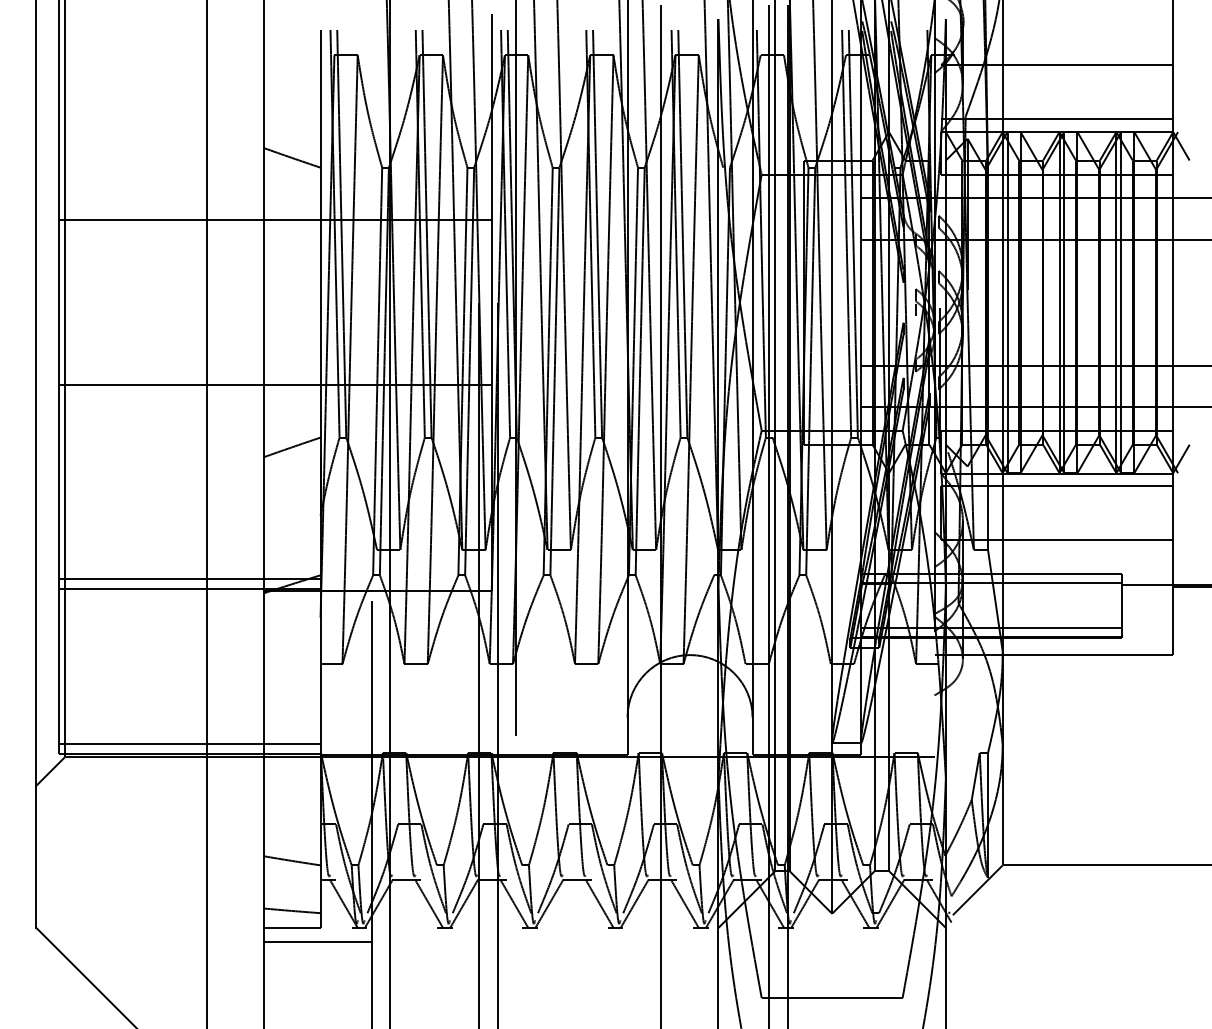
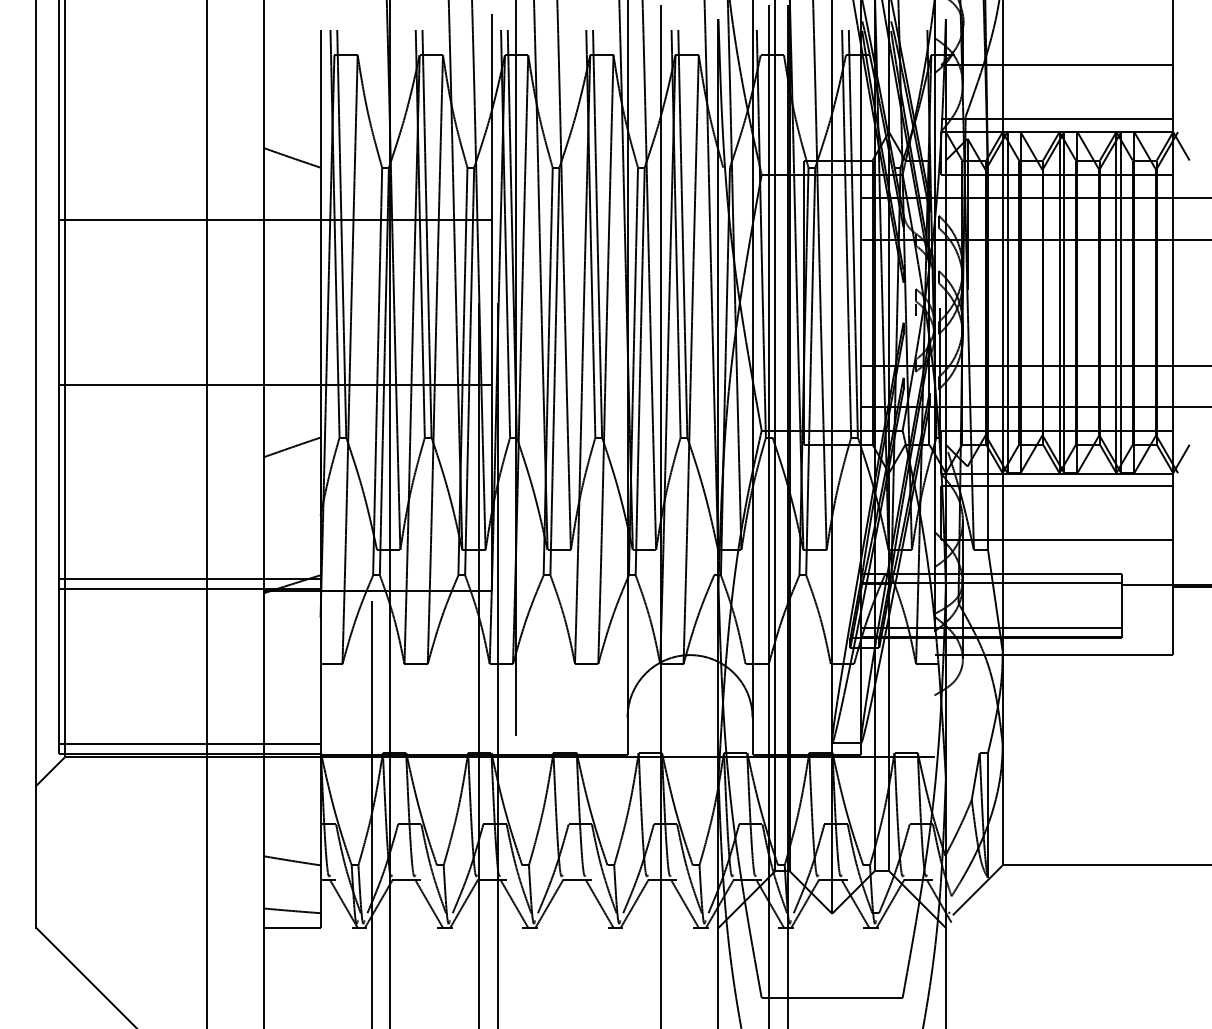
line: present -> none (317, 941)
